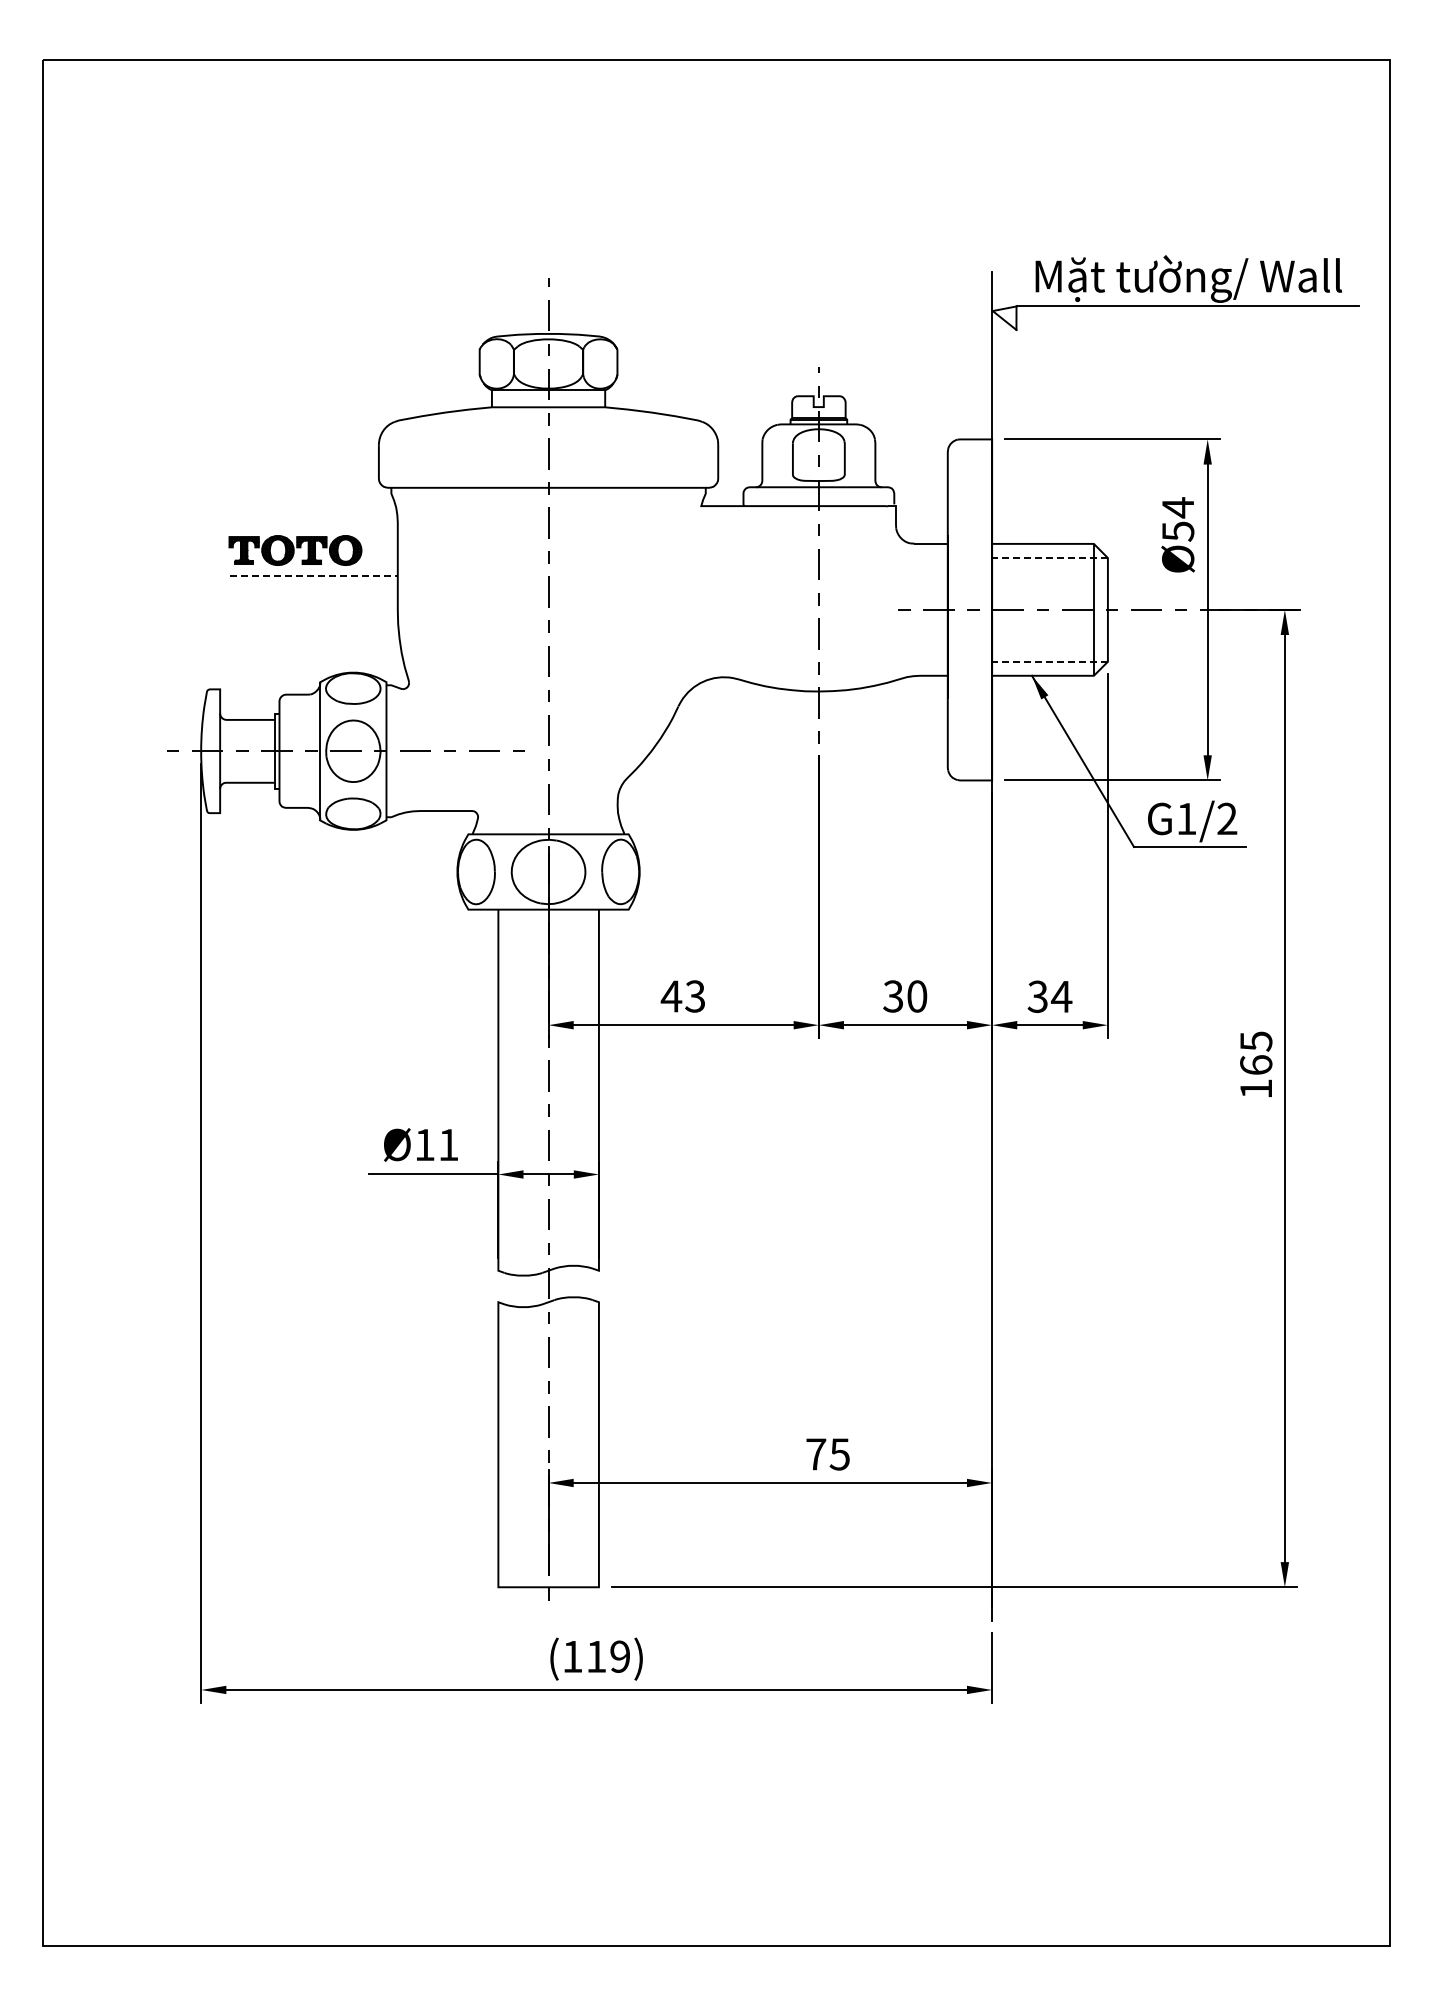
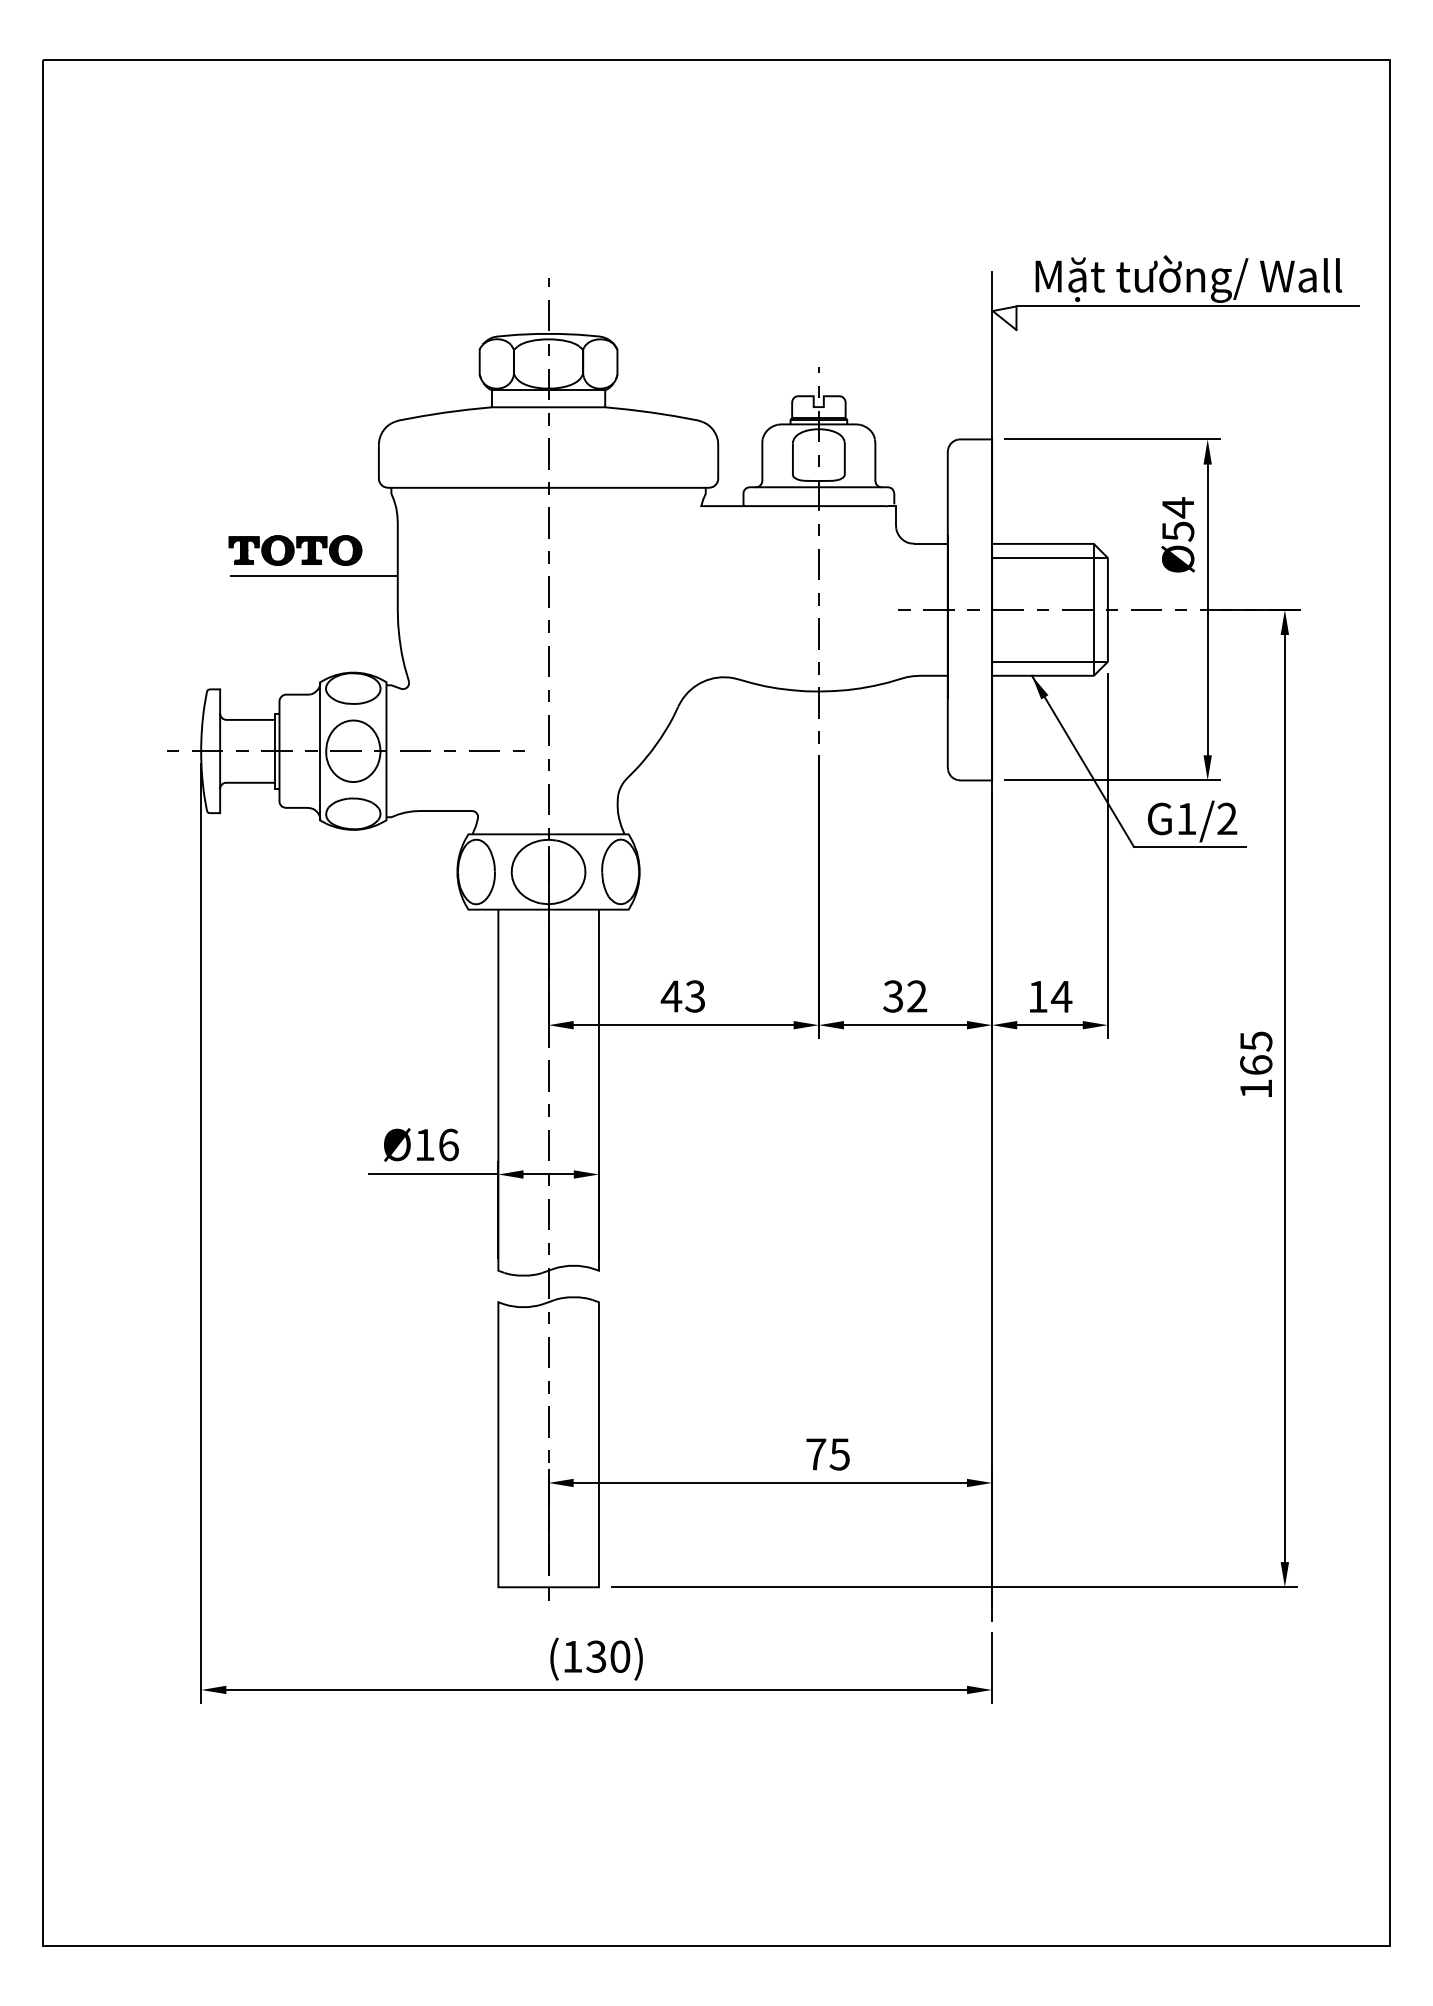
line: dashed -> solid (1050, 558)
line: dashed -> solid (314, 575)
line: dashed -> solid (1050, 661)
text: 30 -> 32 (917, 996)
text: 34 -> 14 (1037, 996)
text: Ø11 -> Ø16 (448, 1144)
text: (119) -> (130) (608, 1656)
